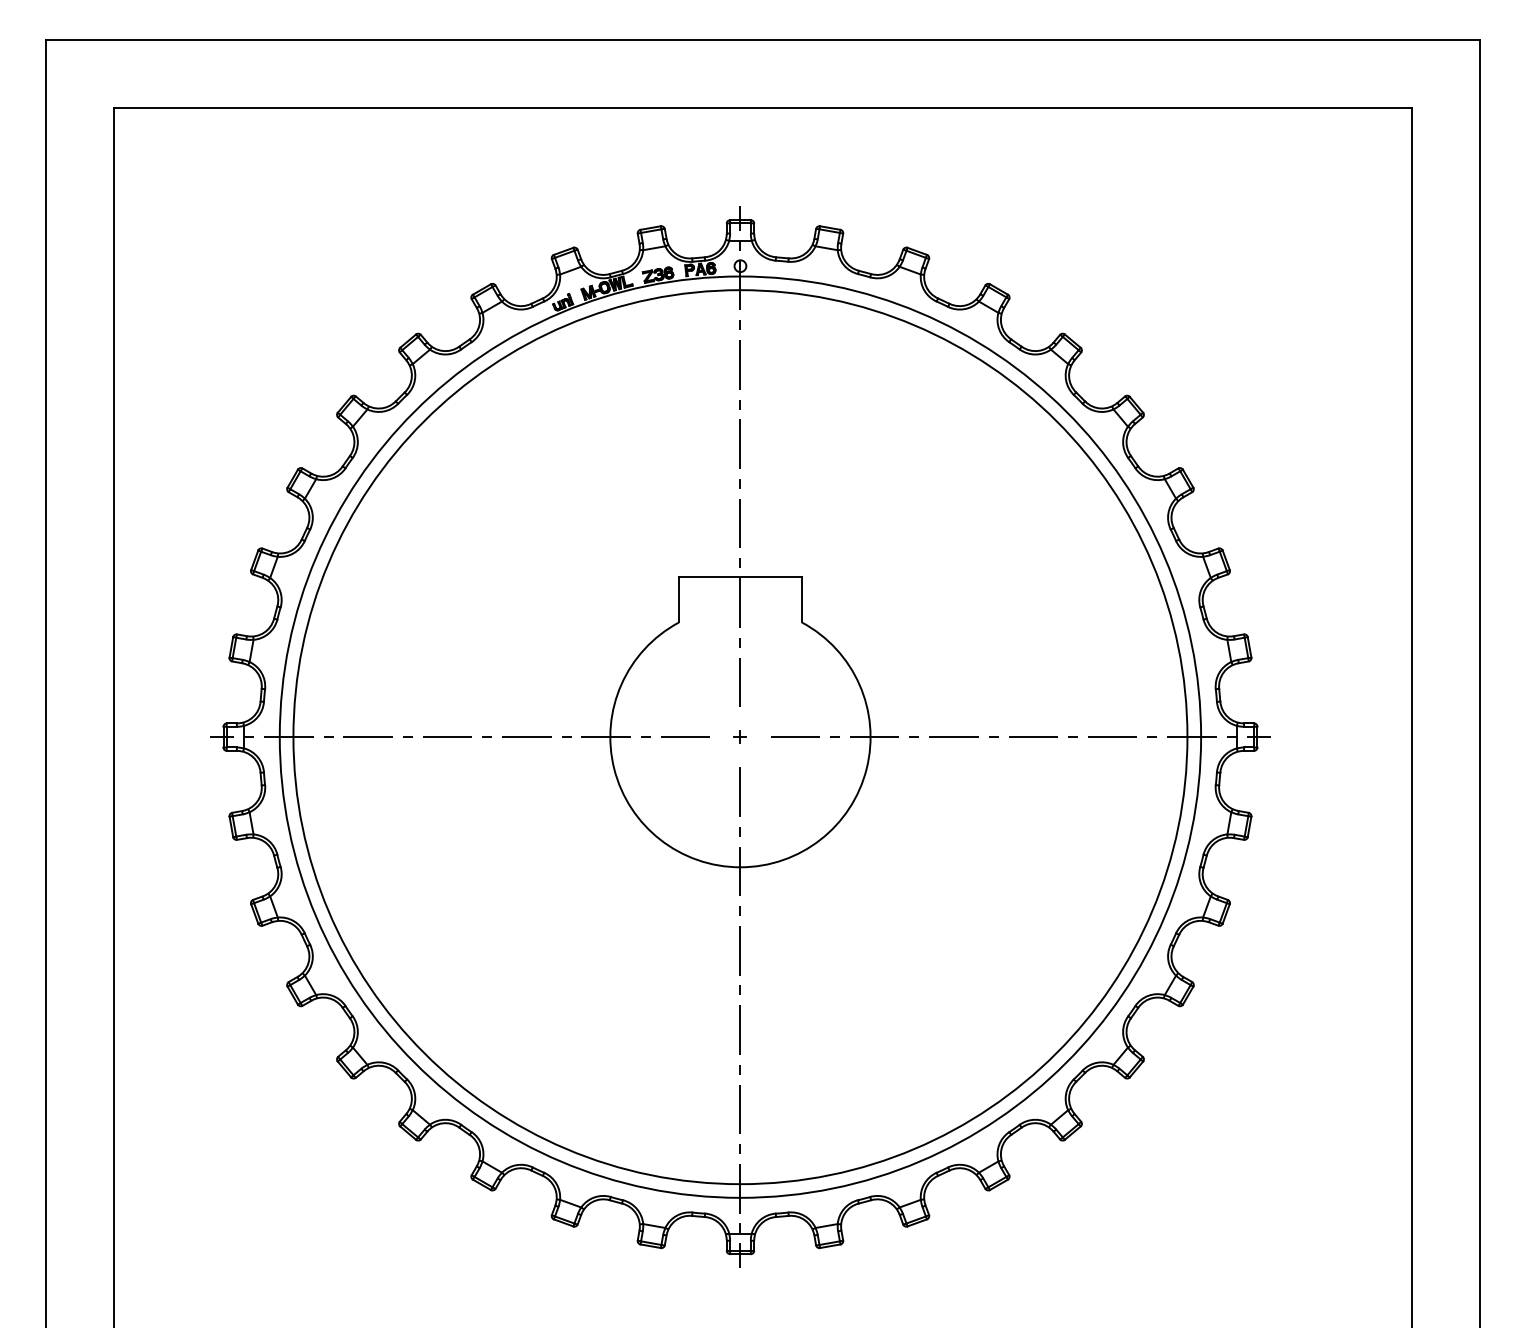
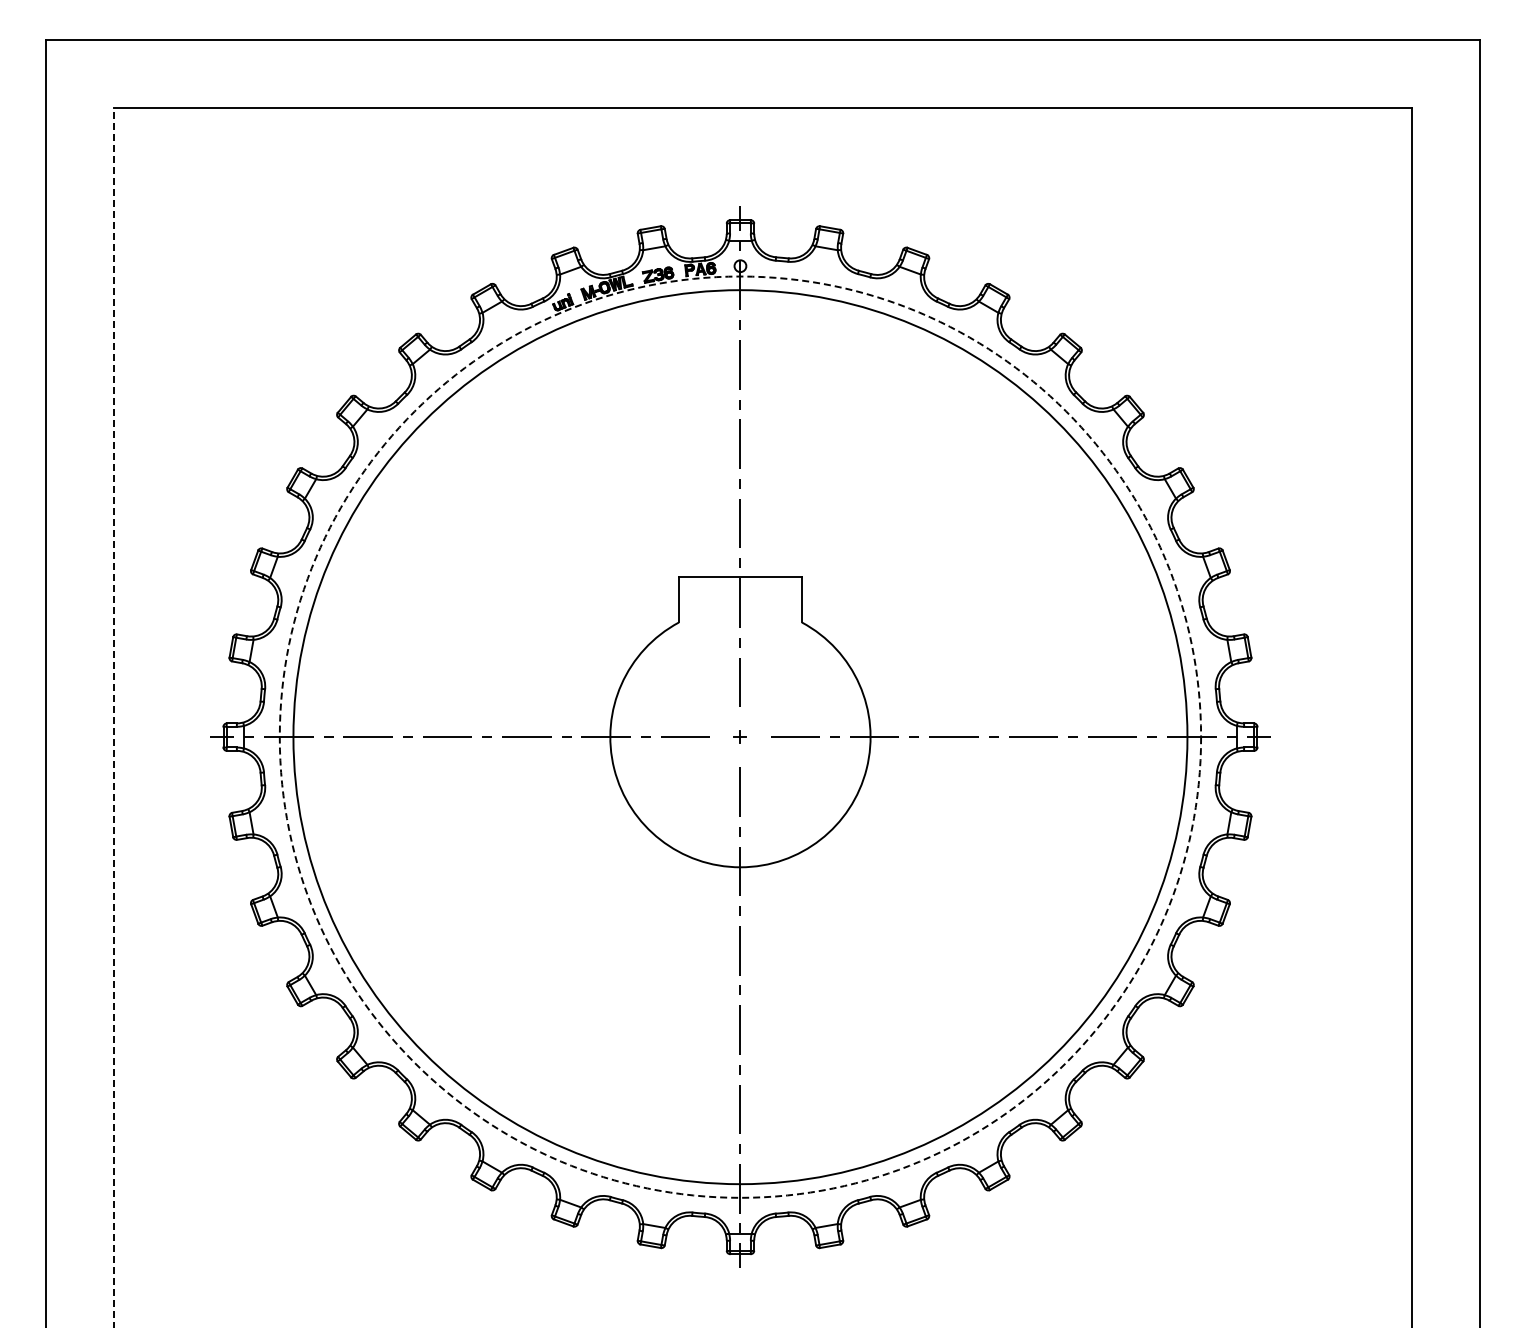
line: solid -> dashed (114, 717)
circle: solid -> dashed (740, 736)
